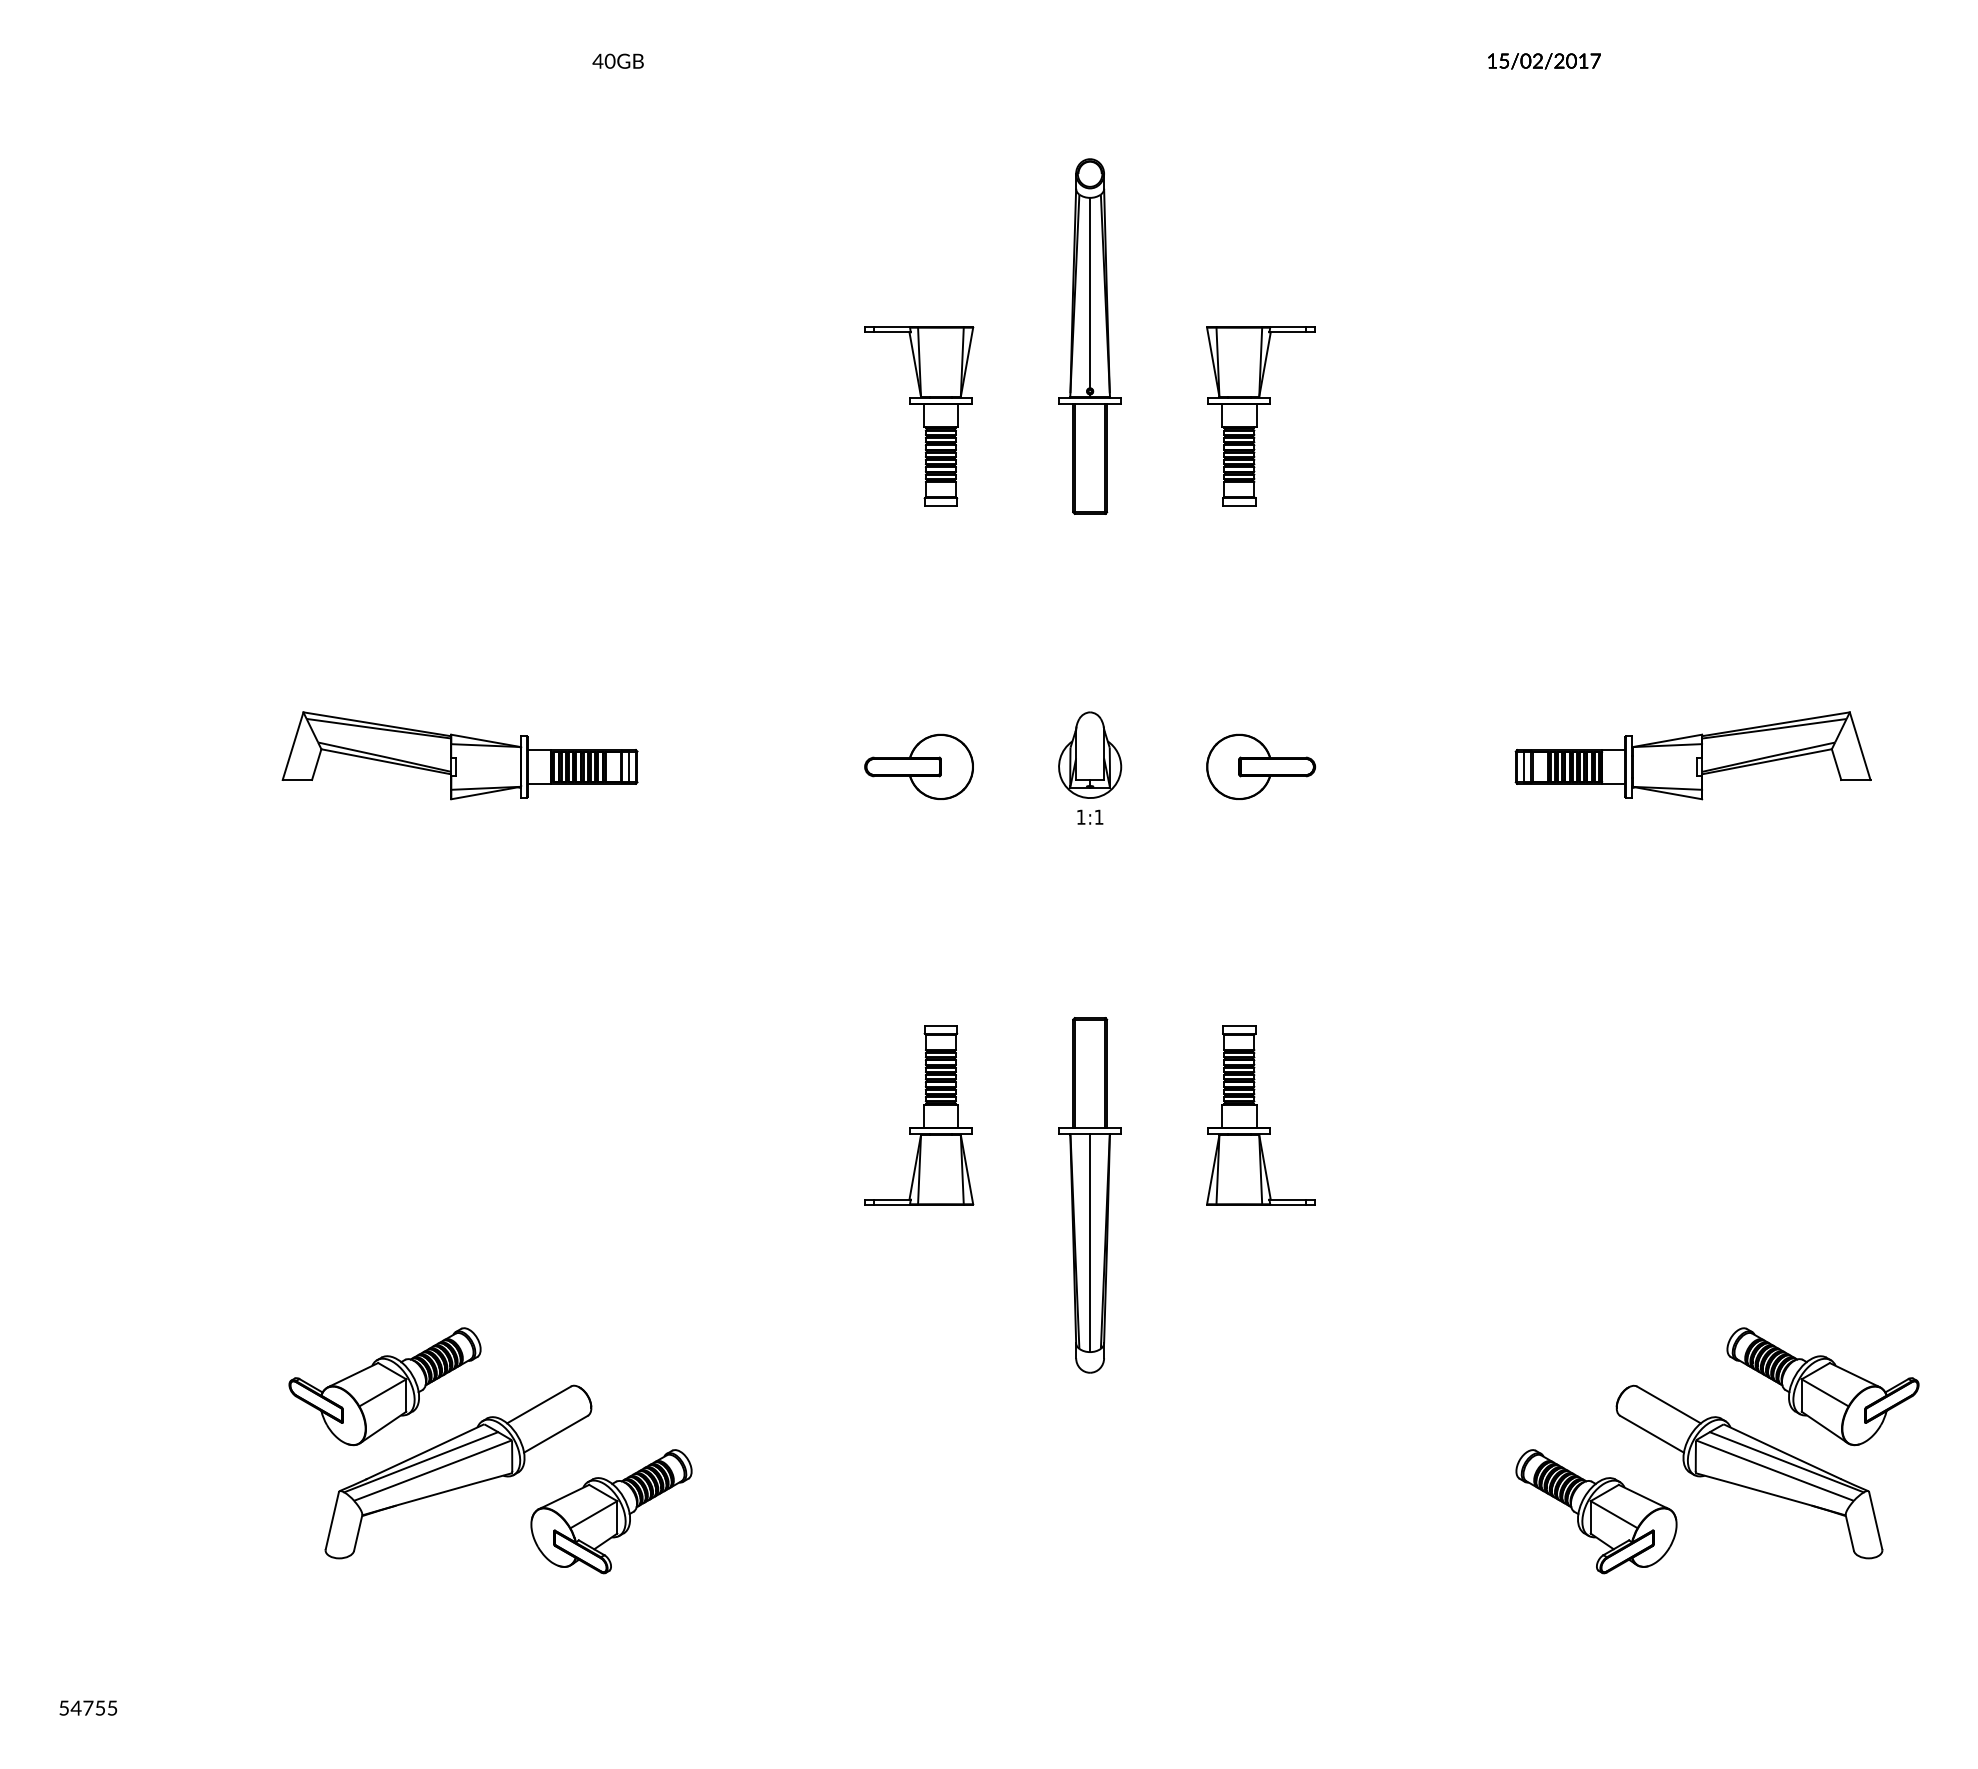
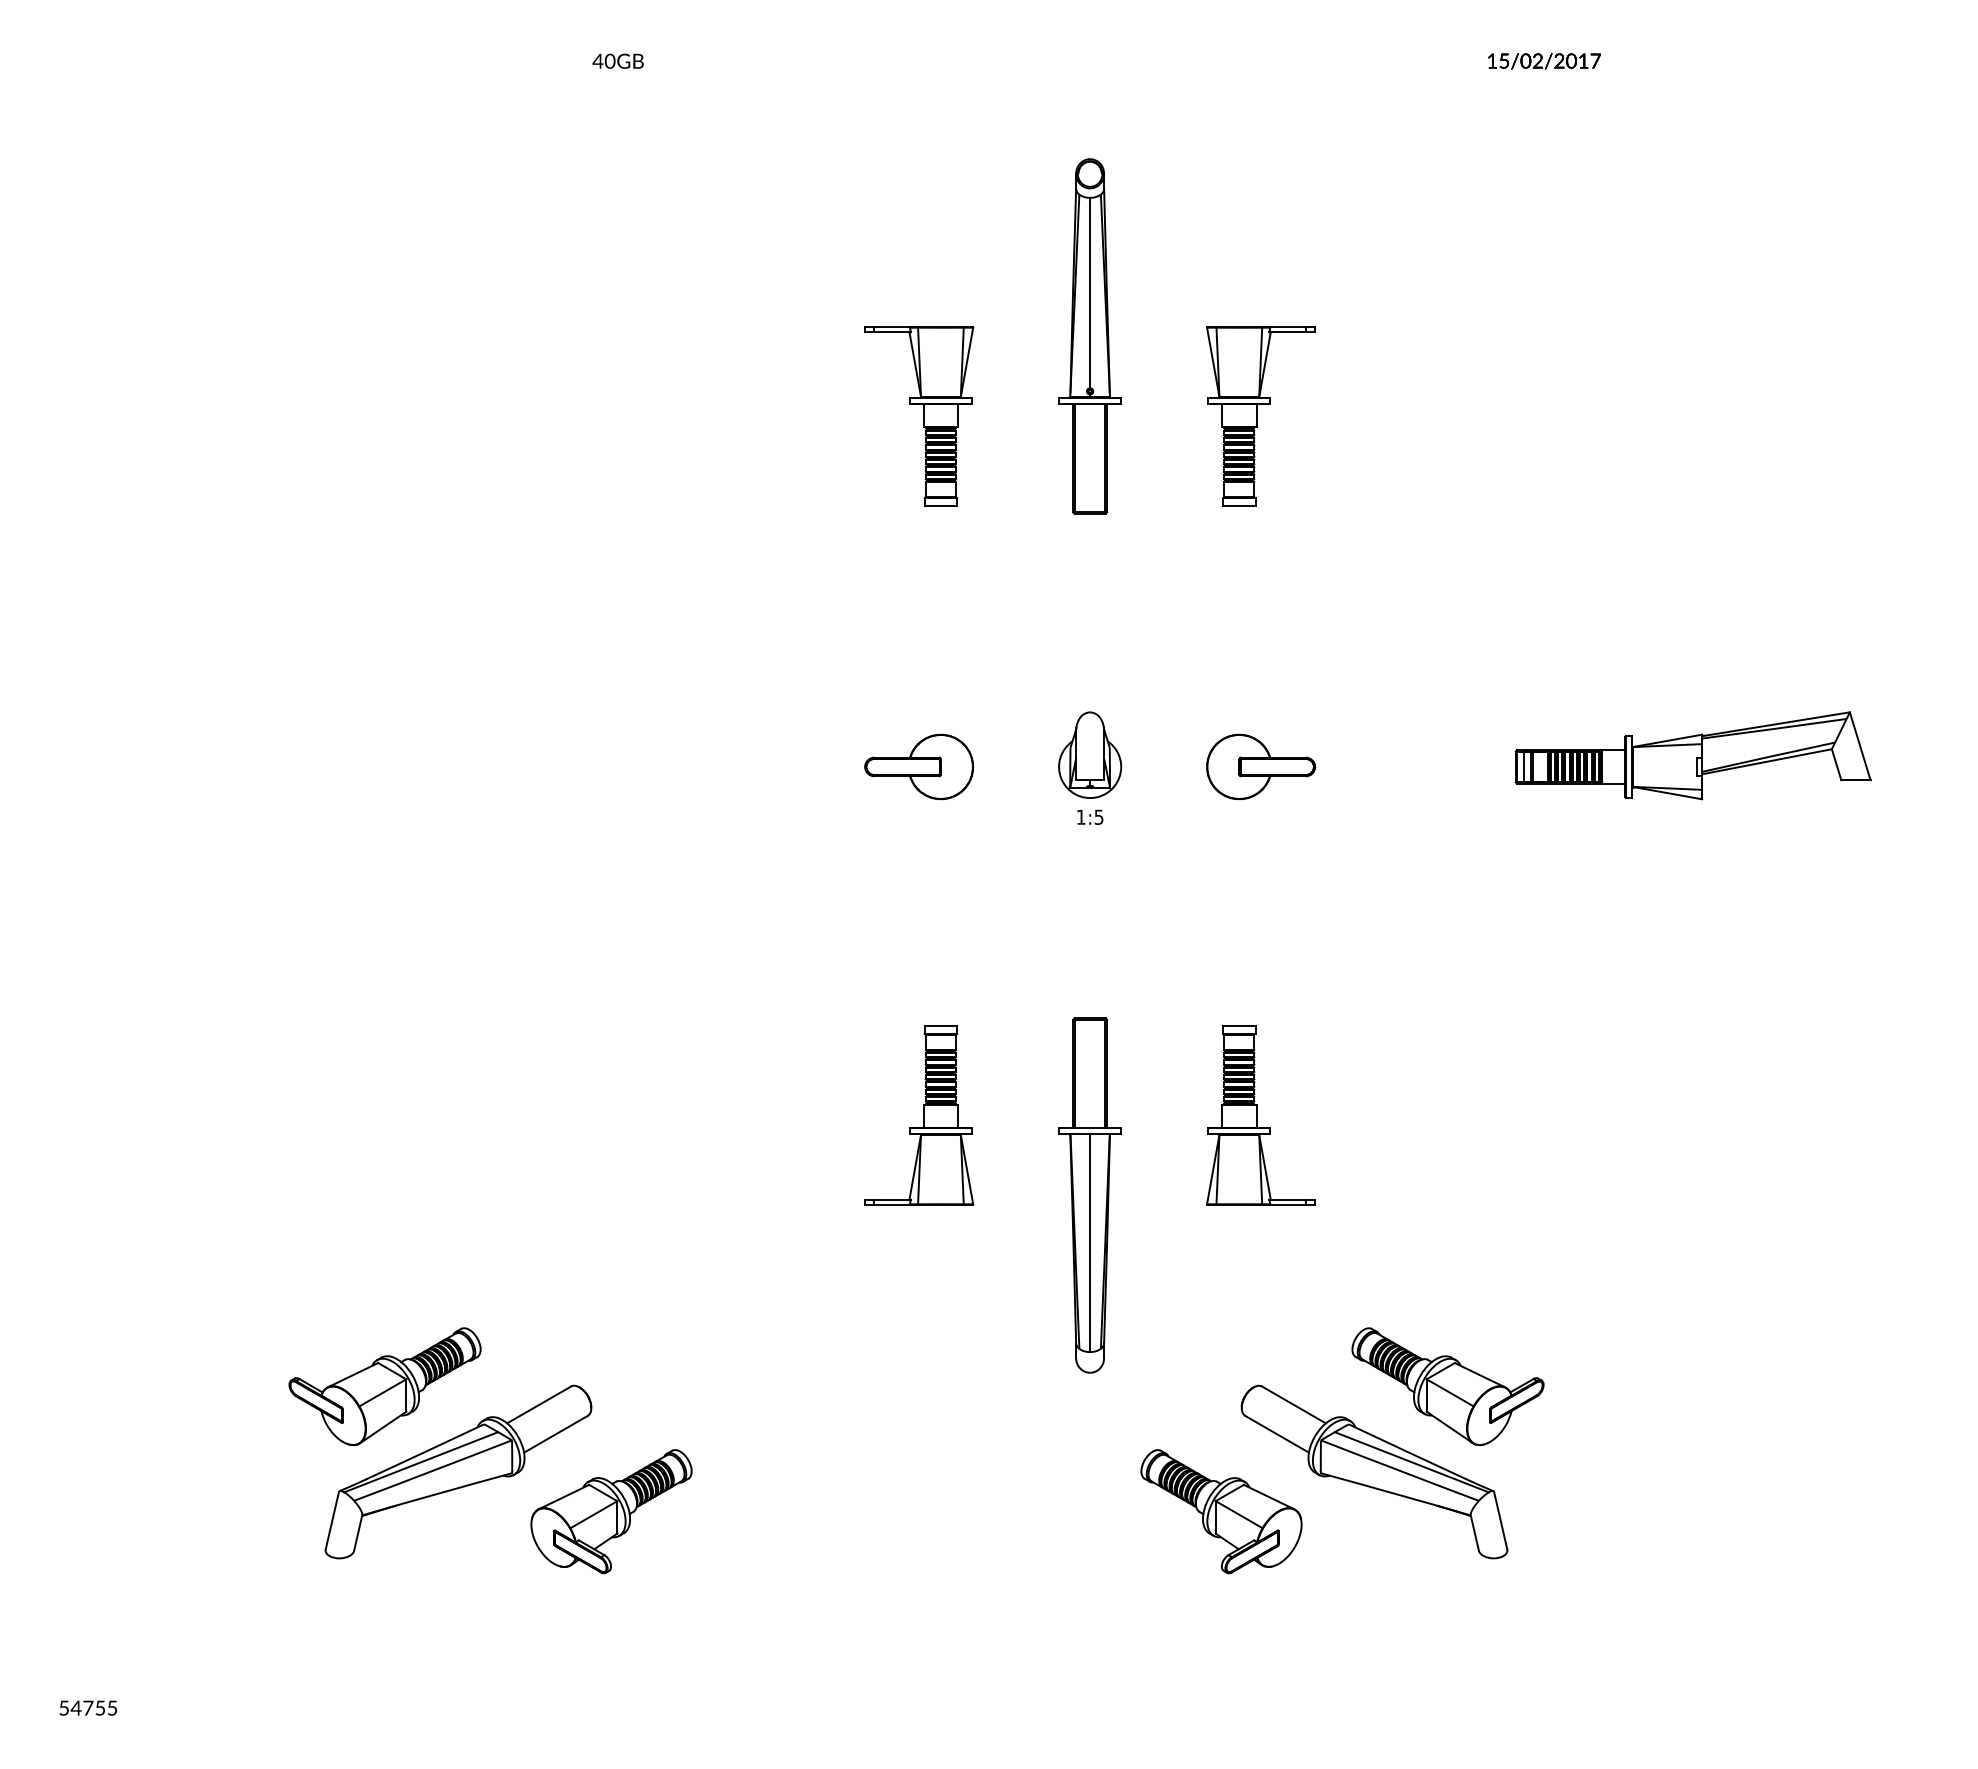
part: present -> none (459, 755)
text: 1:1 -> 1:5 (1098, 816)
part position: (1717, 1450) -> (1342, 1450) (1342, 1450)
